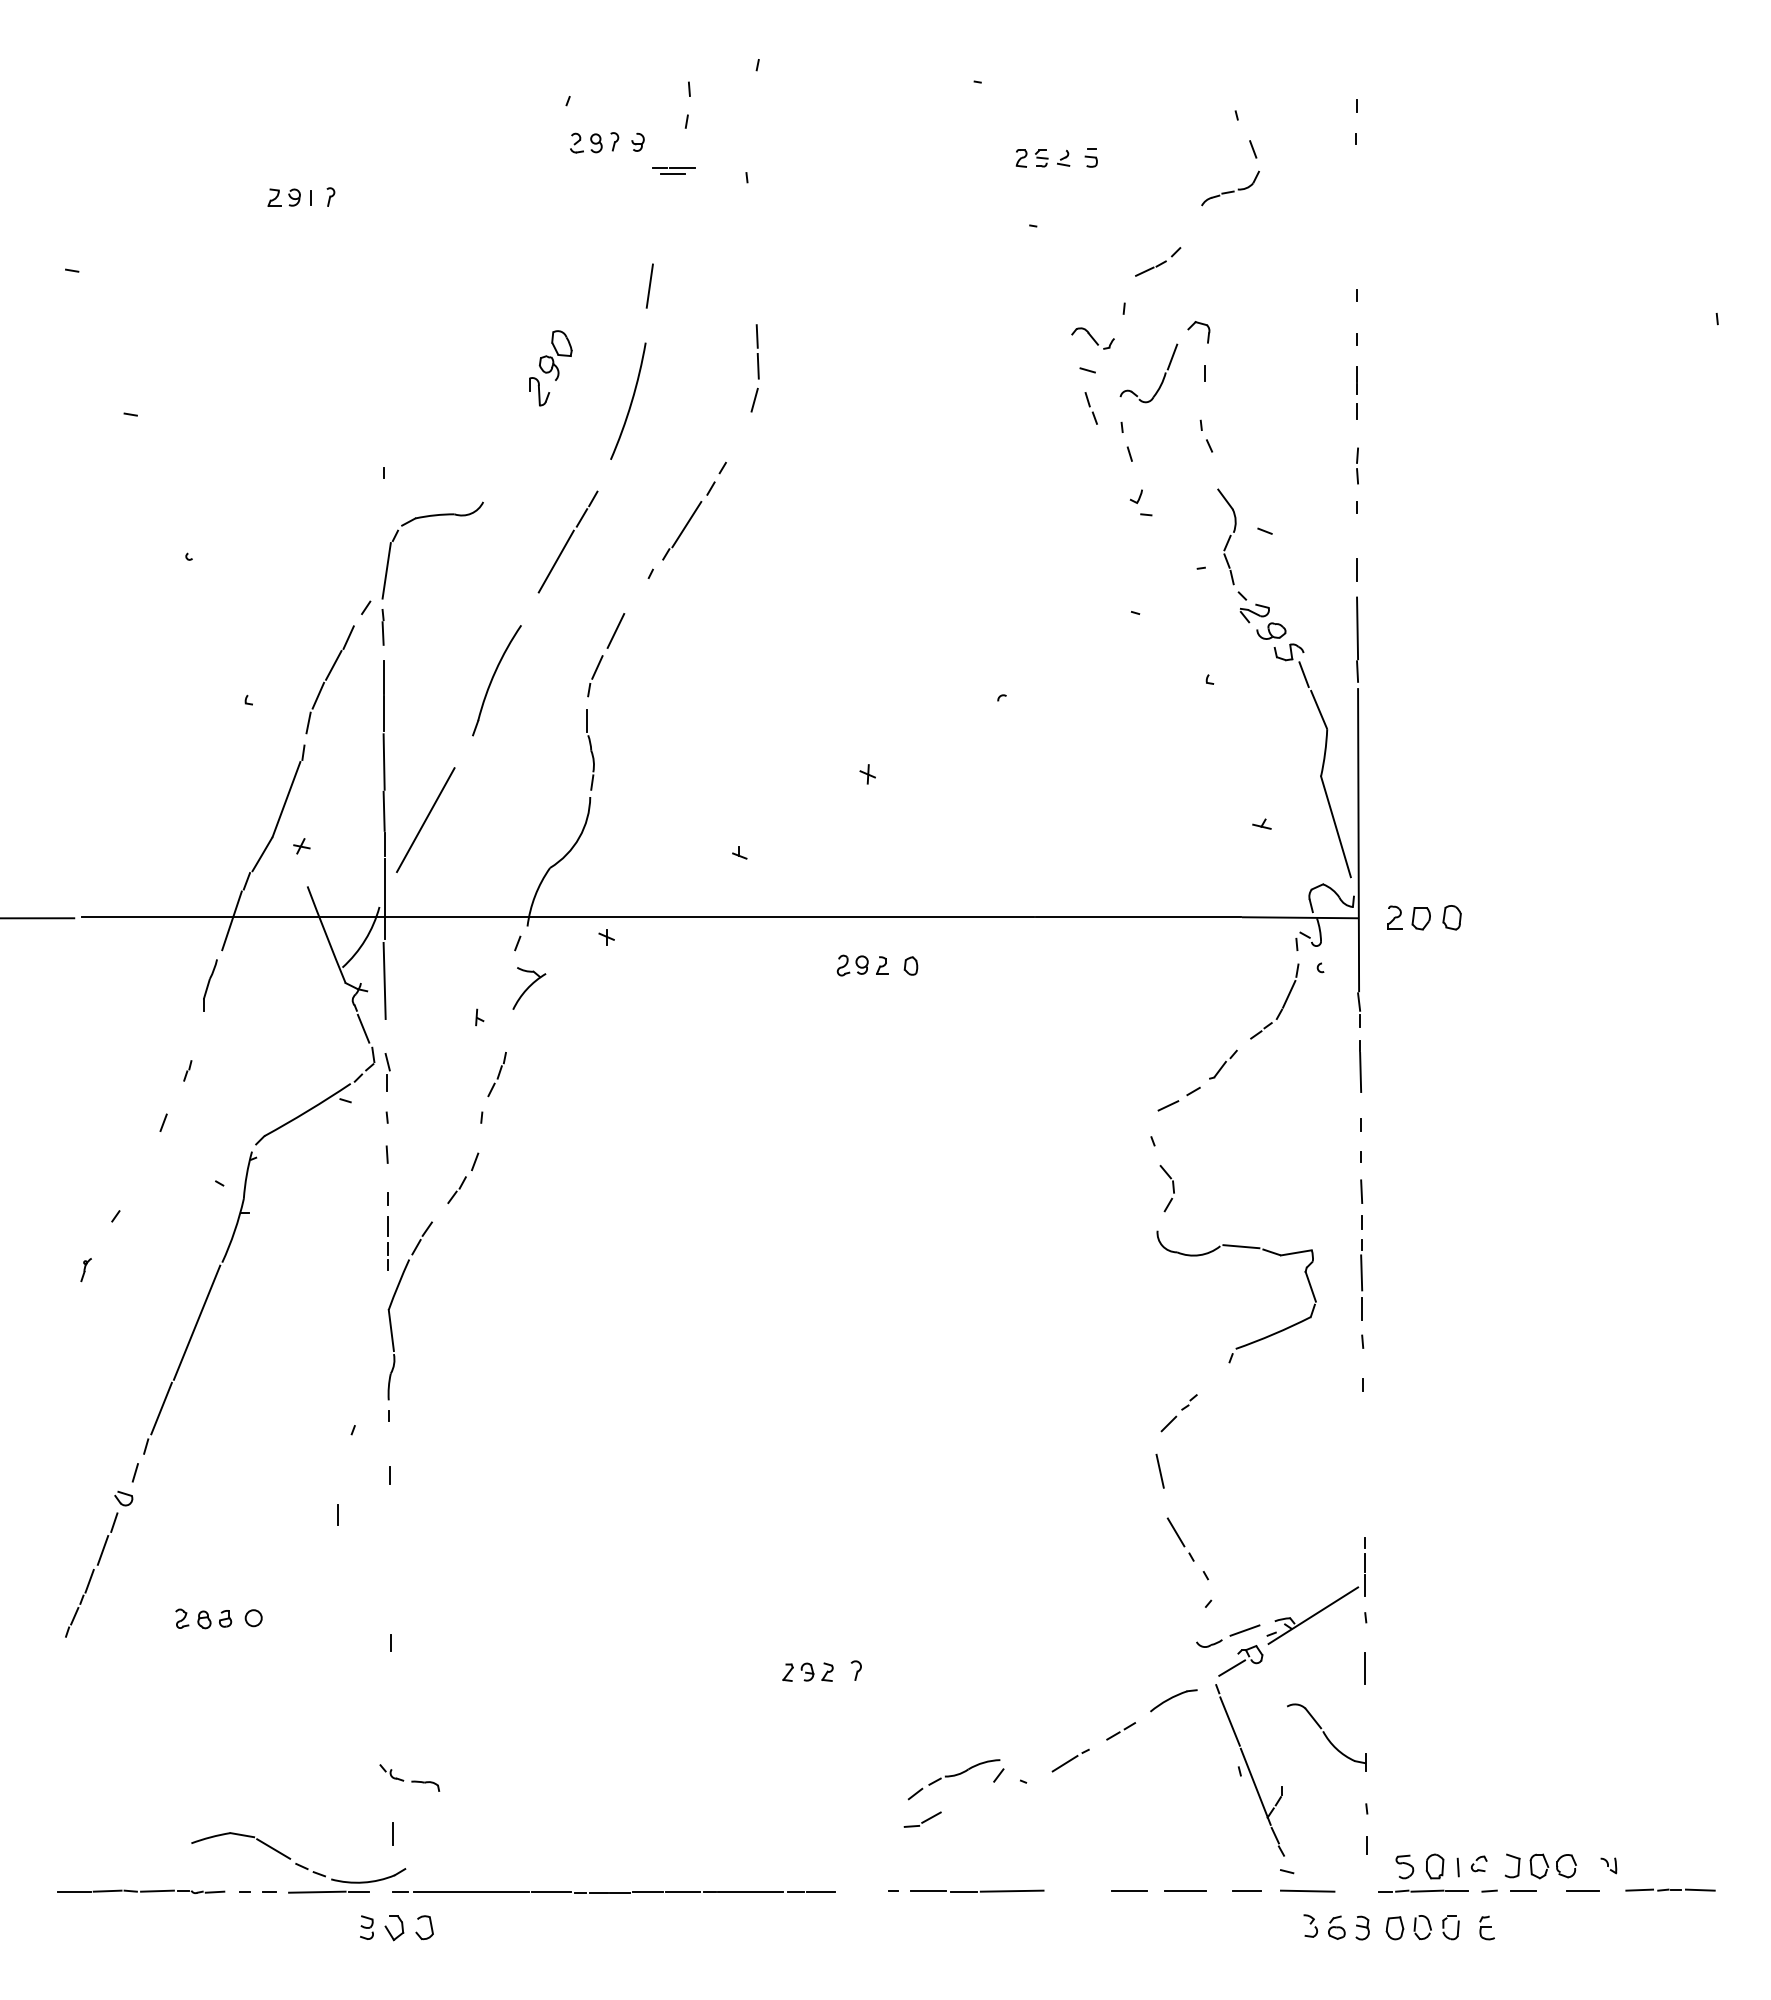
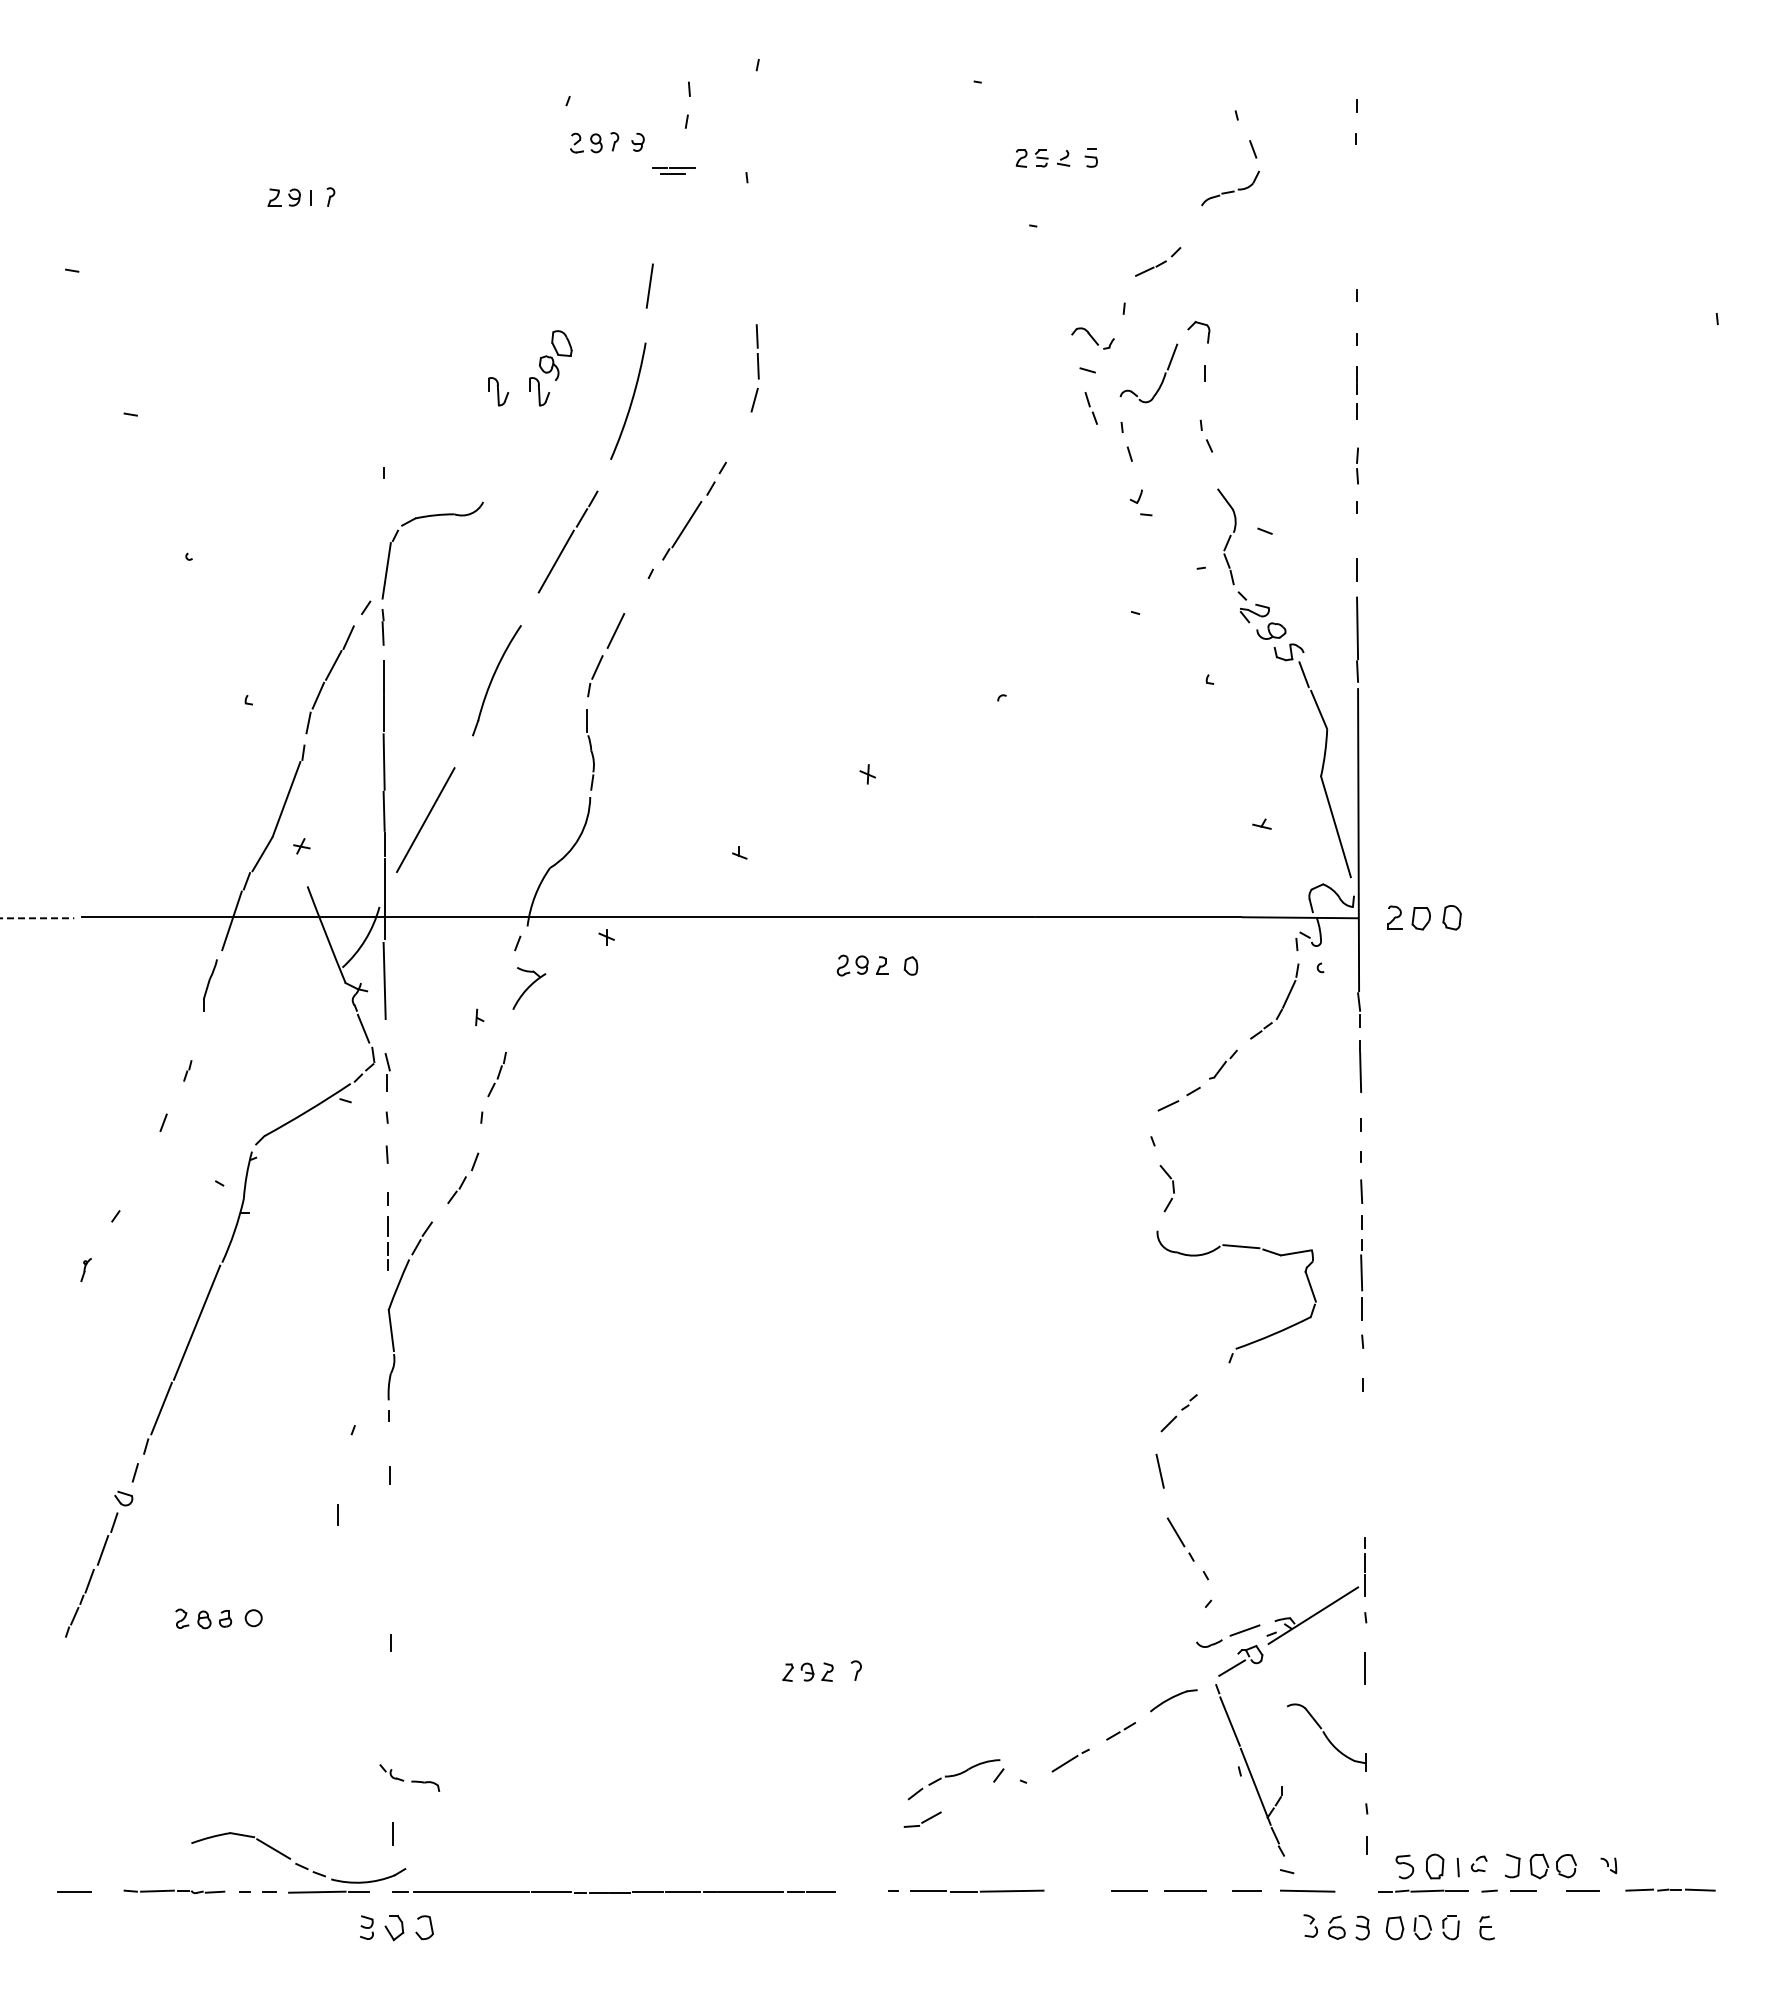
part: none -> present (498, 391)
line: solid -> dashed (37, 918)
line: present -> none (107, 1890)
